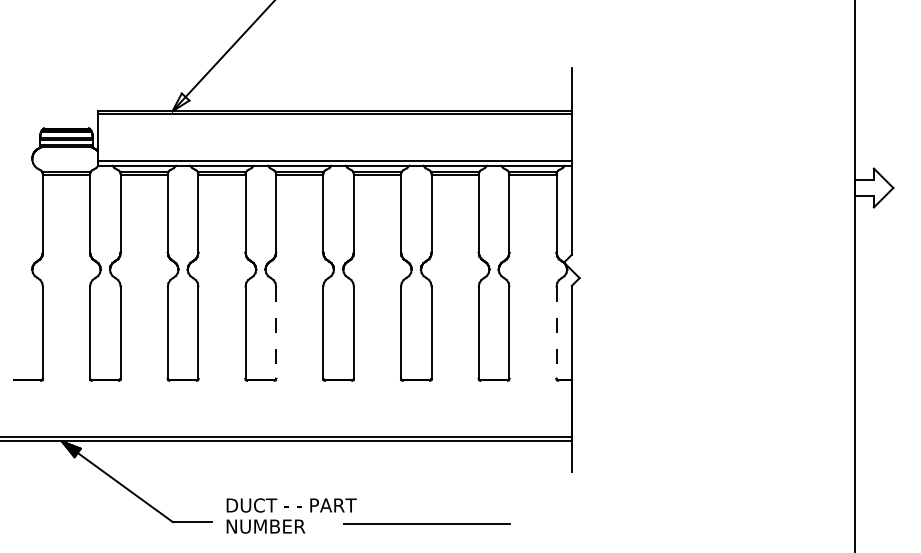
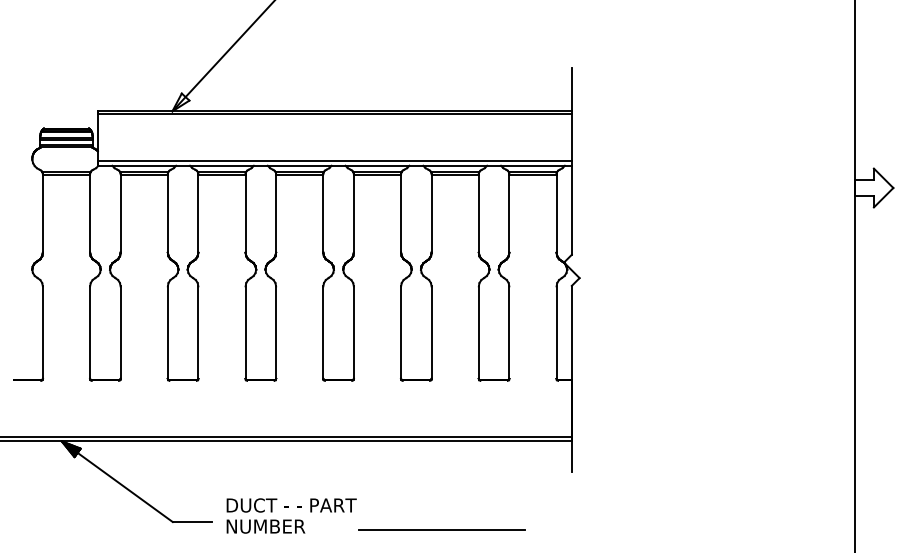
line: dashed -> solid (276, 333)
line: dashed -> solid (556, 333)
line position: (426, 523) -> (441, 529) (441, 529)
